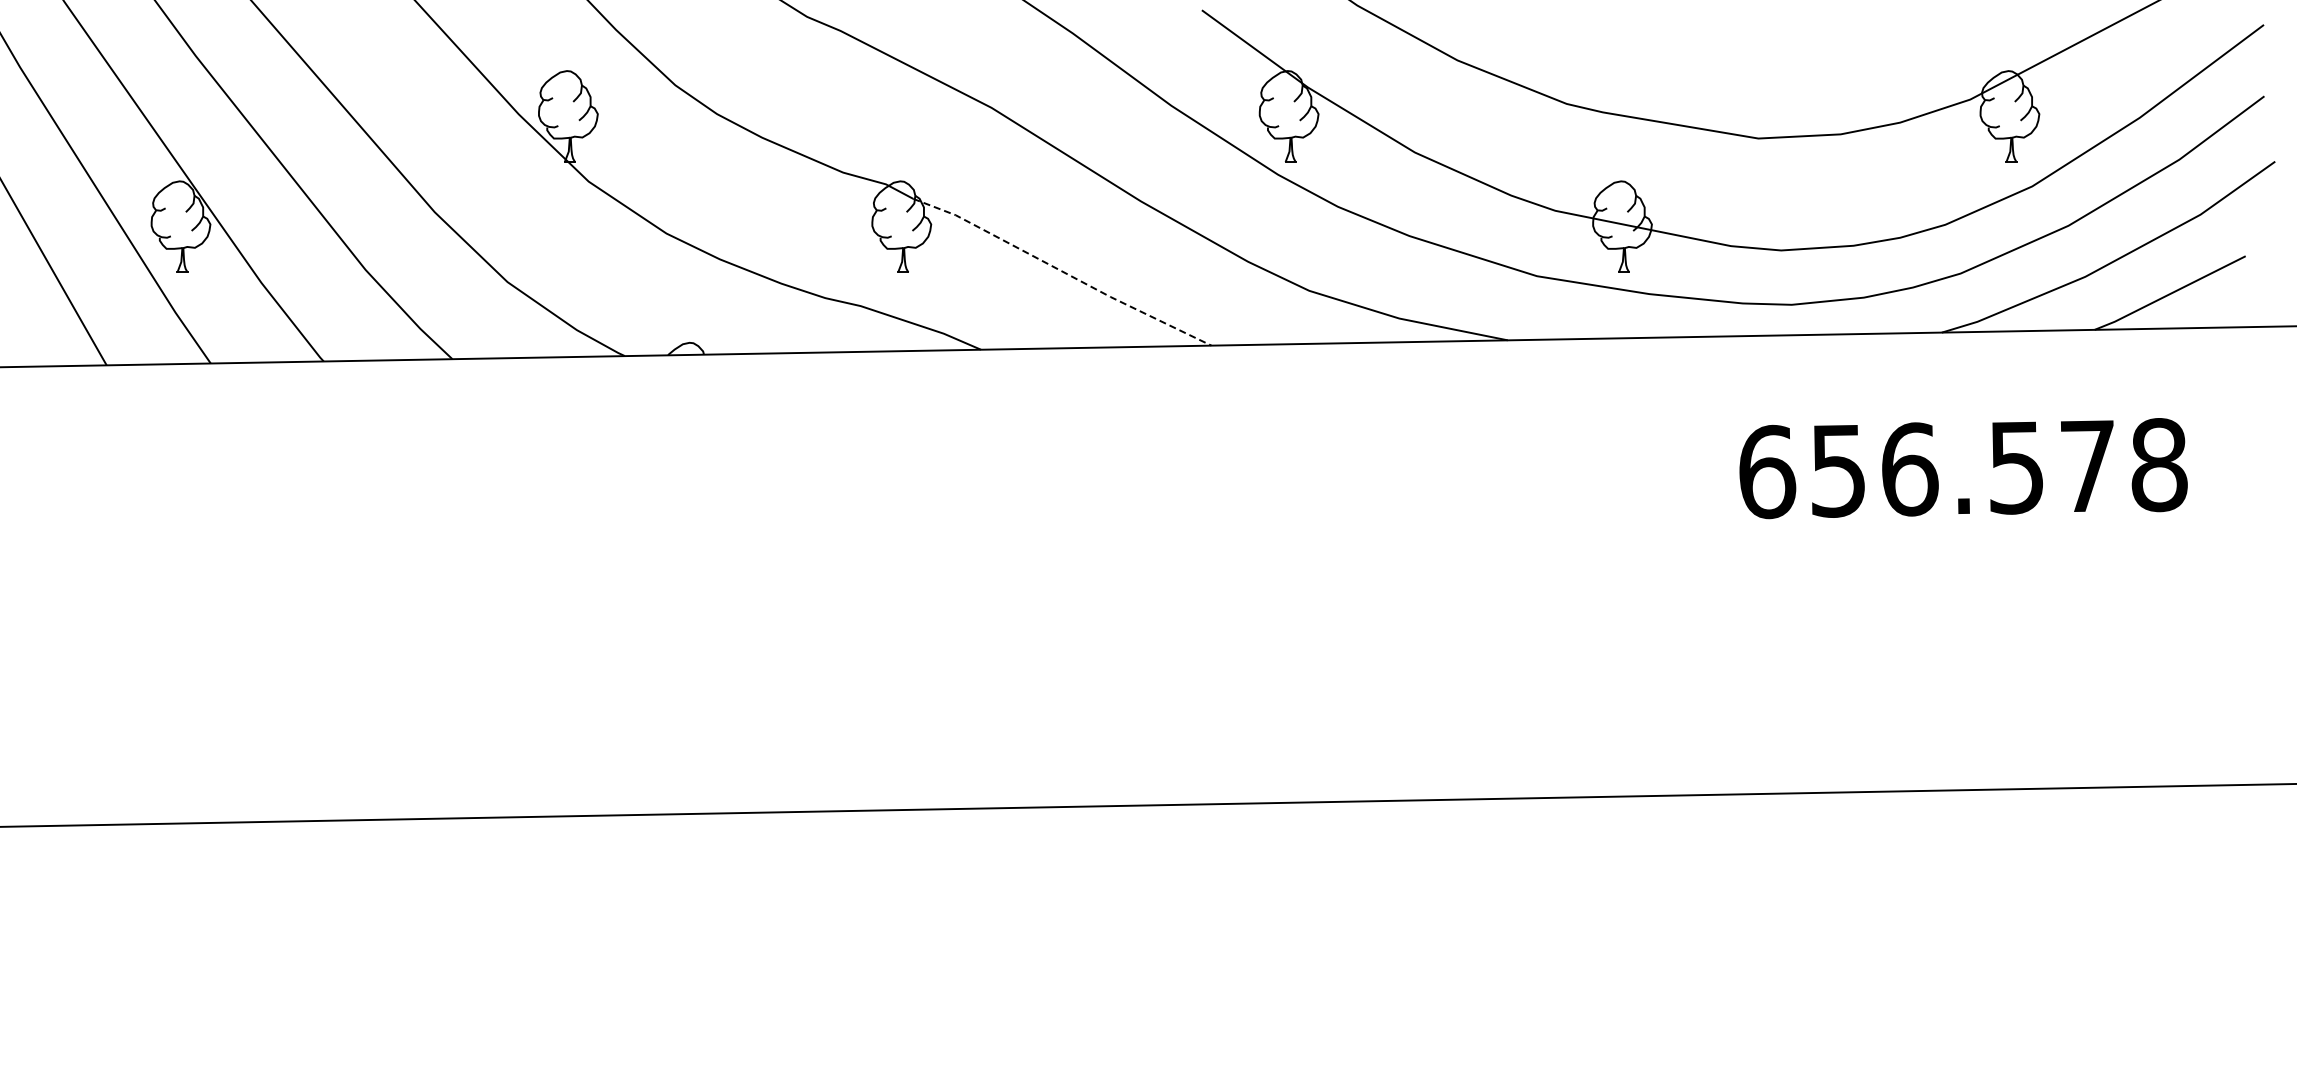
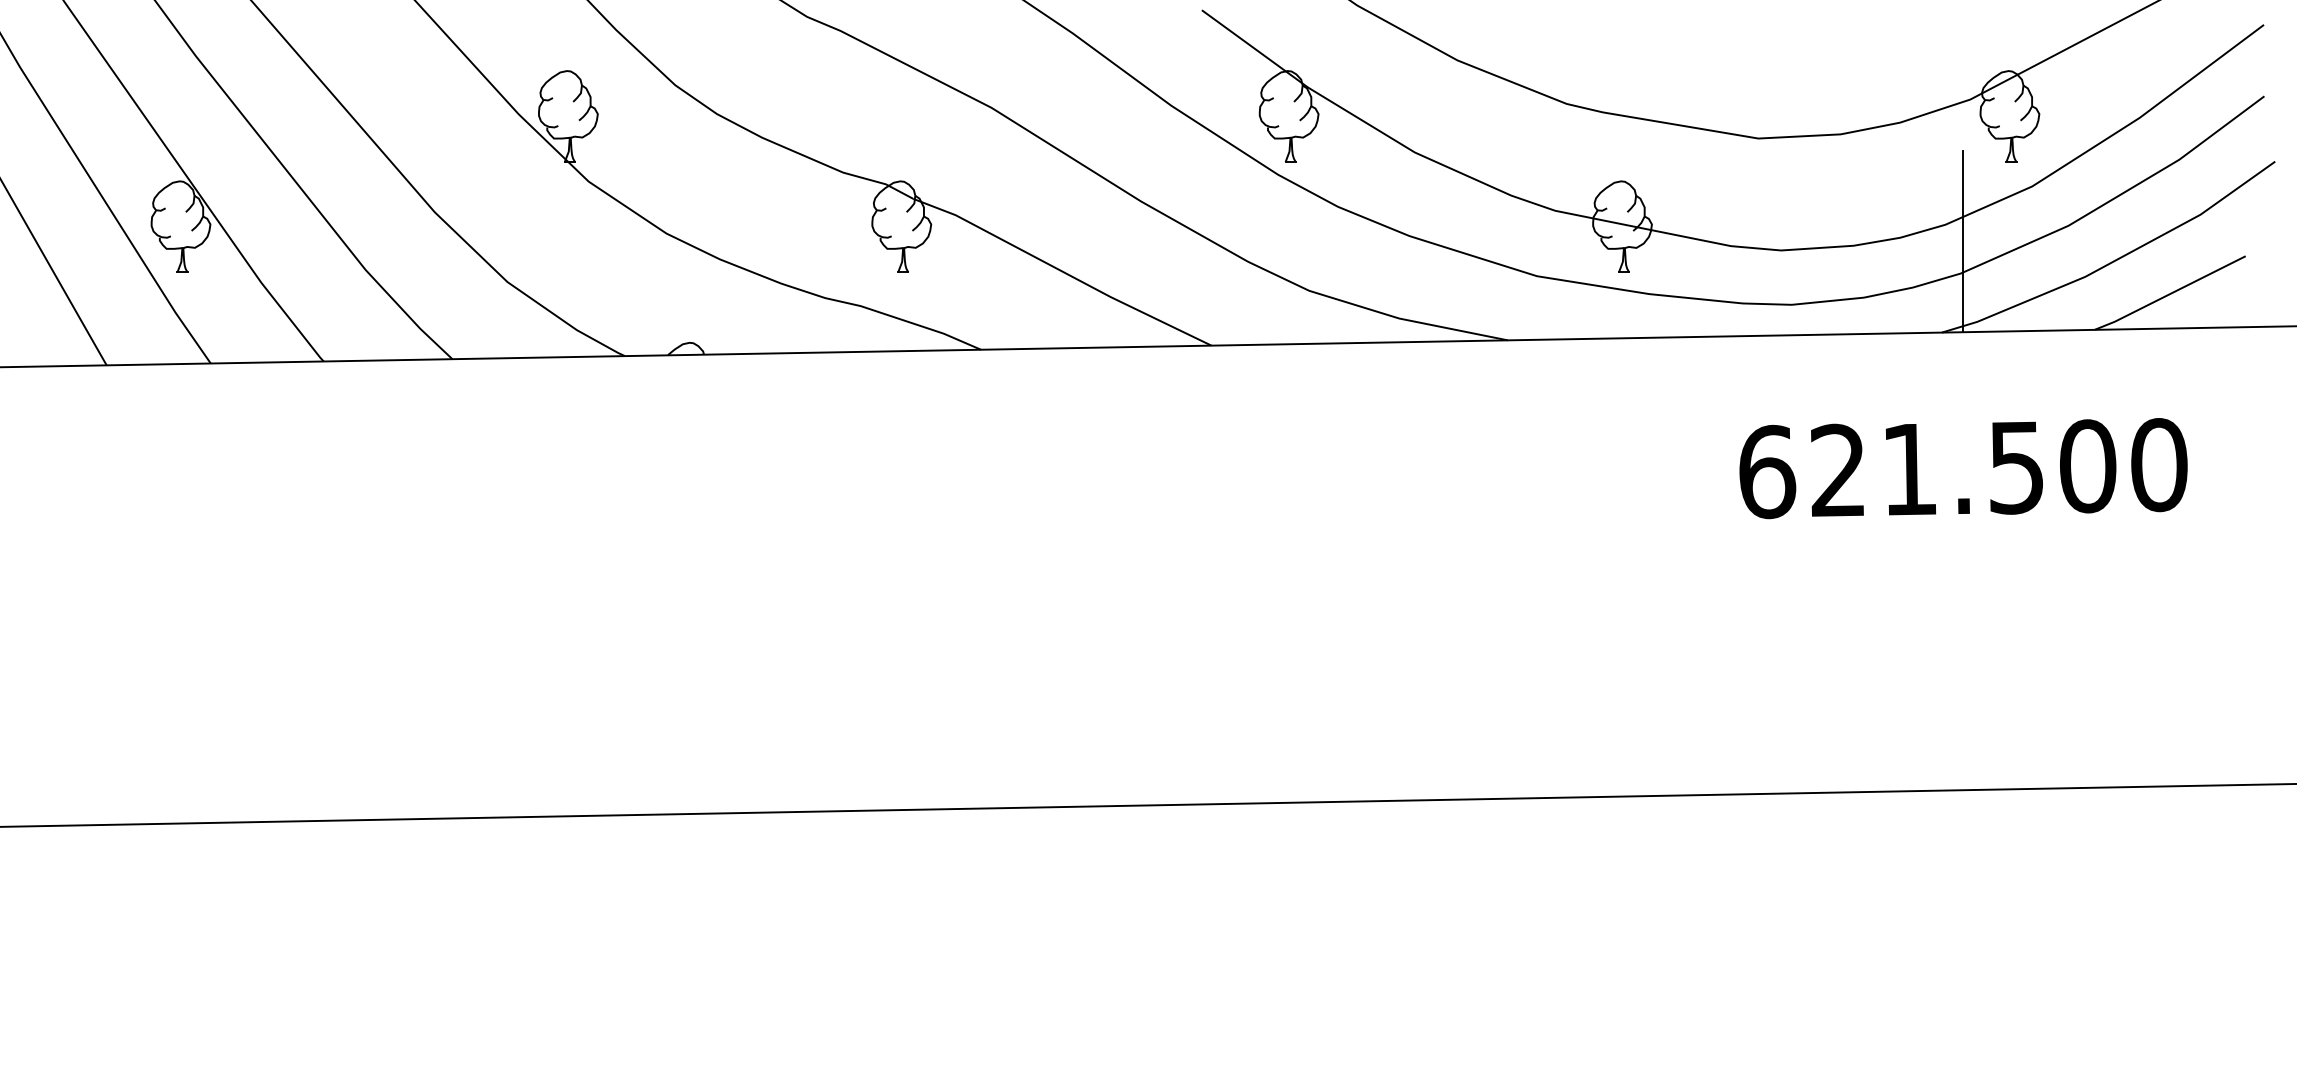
line: none -> present (1962, 241)
line: dashed -> solid (1062, 271)
text: 656.578 -> 621.500 (1999, 467)
